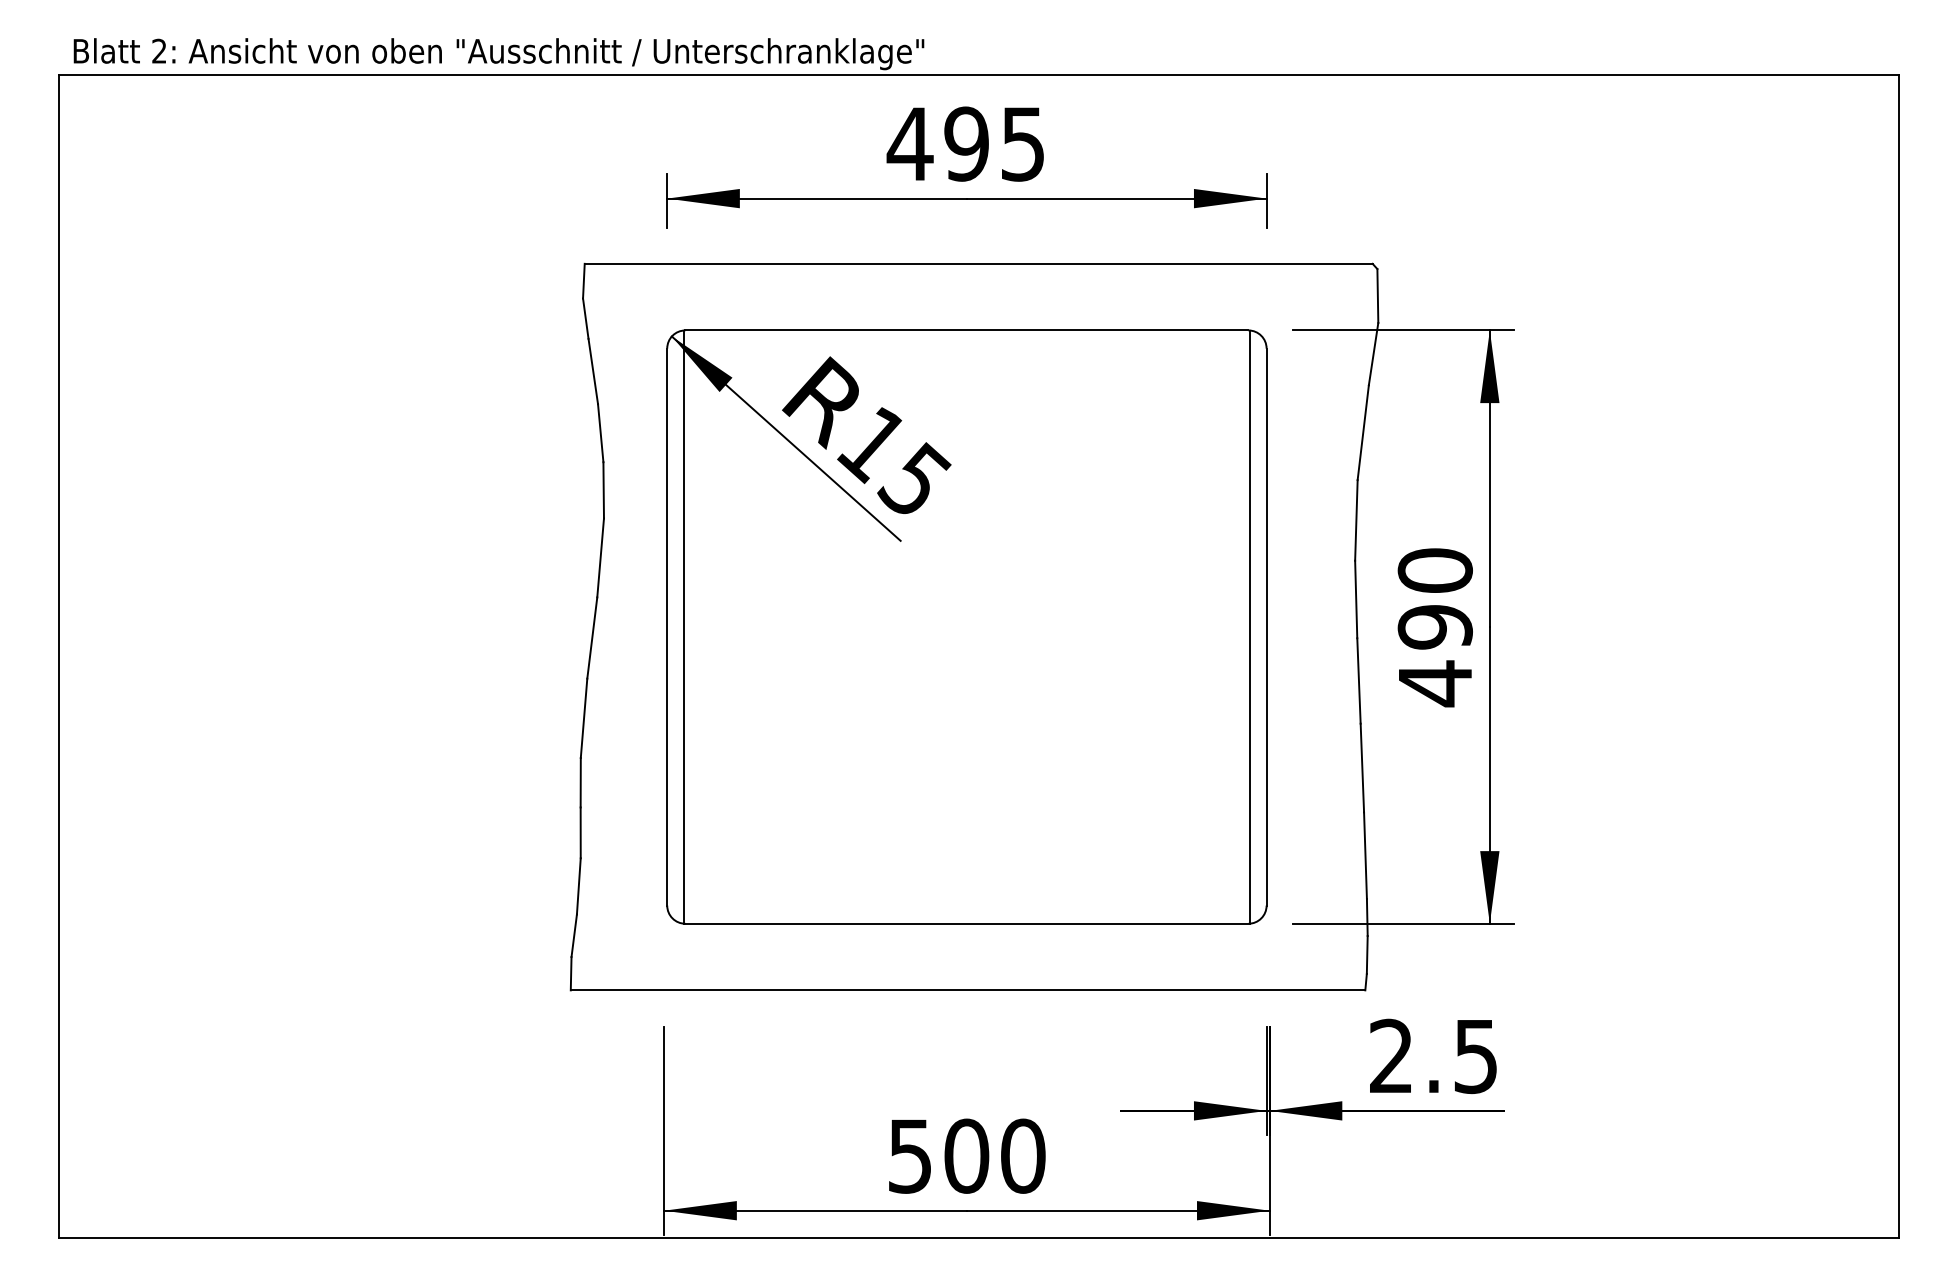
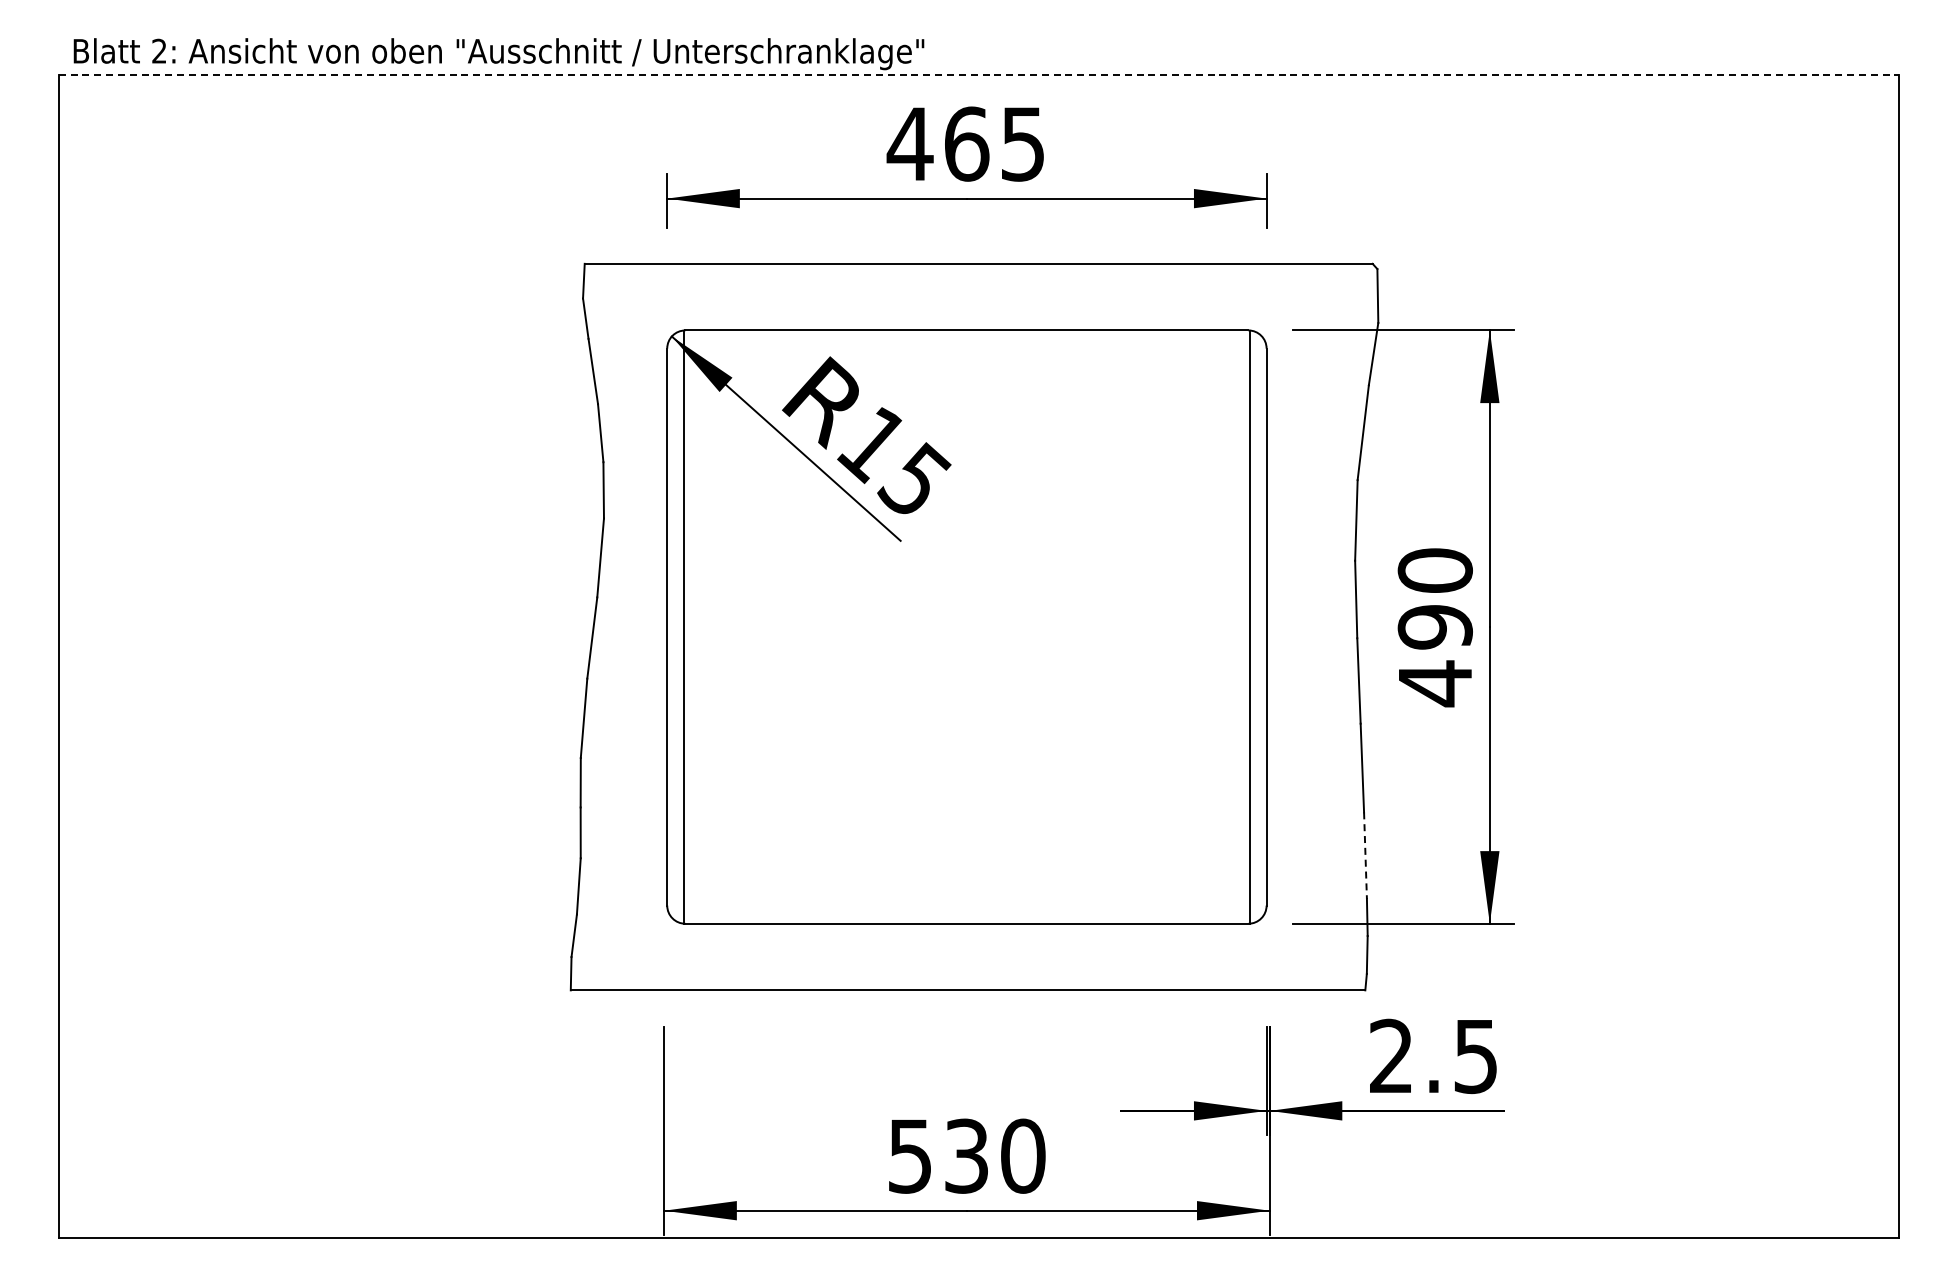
line: solid -> dashed (979, 75)
text: 495 -> 465 (966, 143)
line: solid -> dashed (1365, 856)
text: 500 -> 530 (966, 1155)
